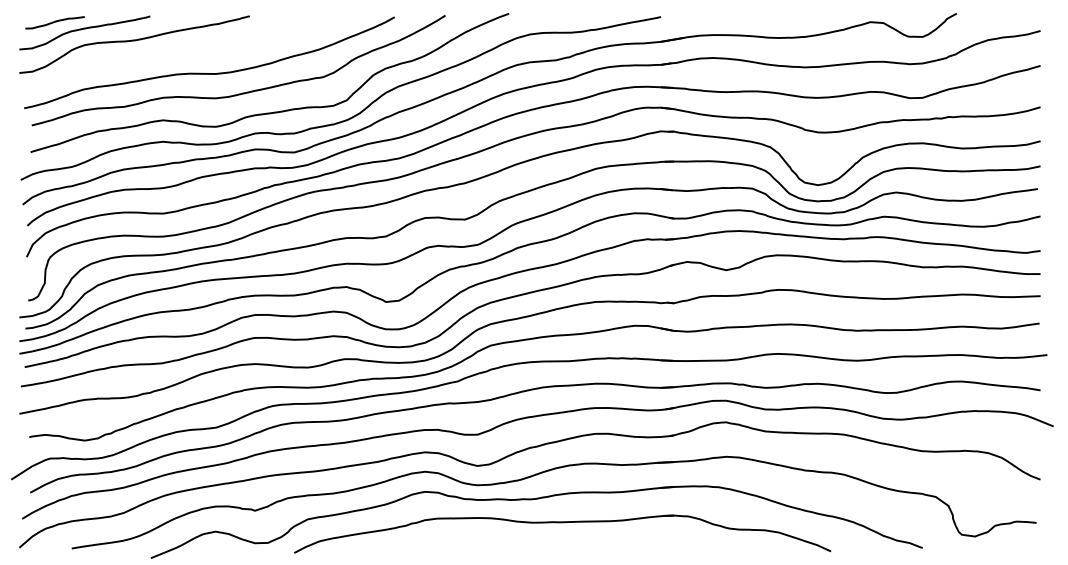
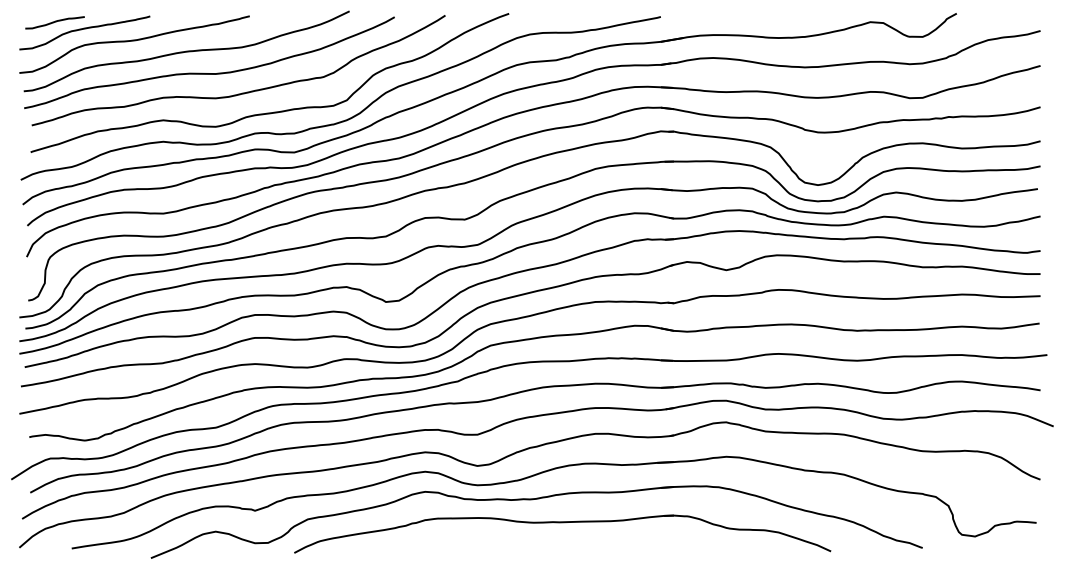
curve: none -> present (186, 51)
